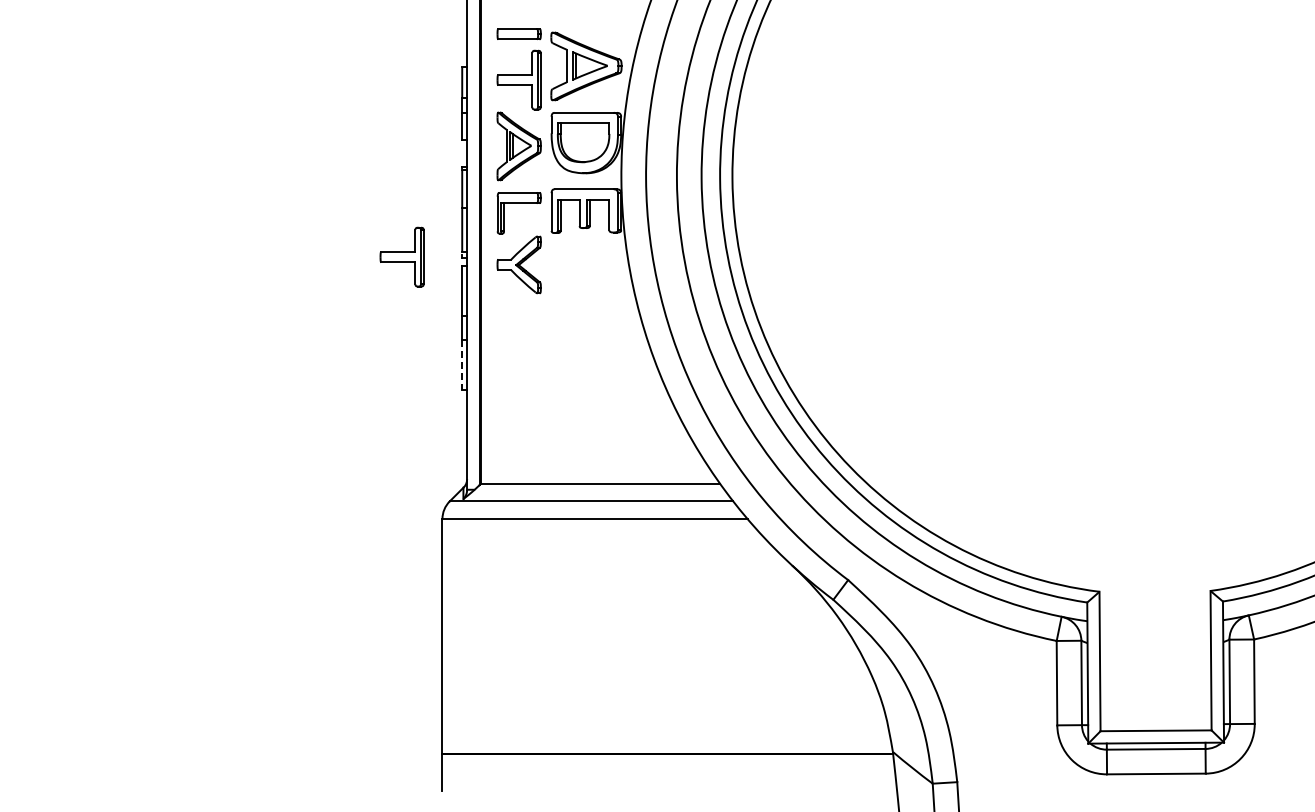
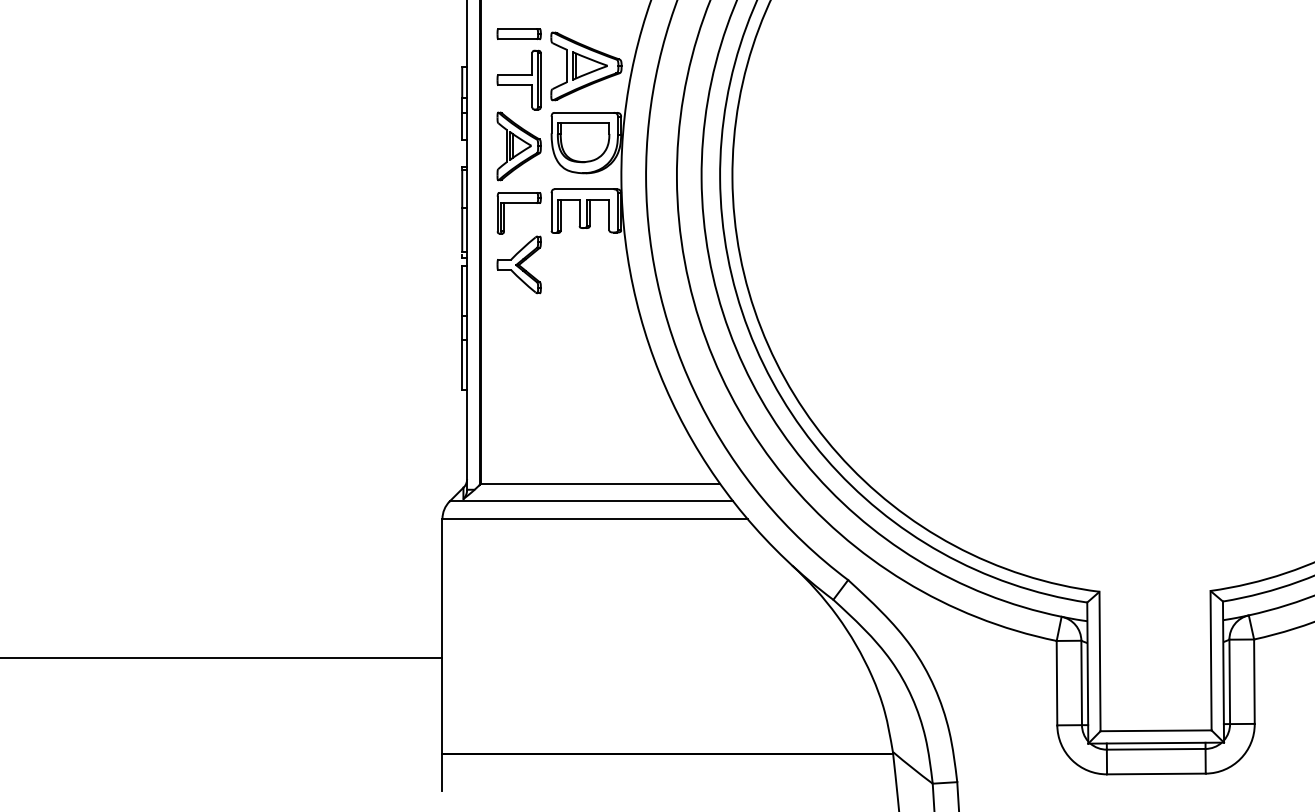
part: present -> none (401, 256)
line: dashed -> solid (462, 365)
line: none -> present (222, 658)
